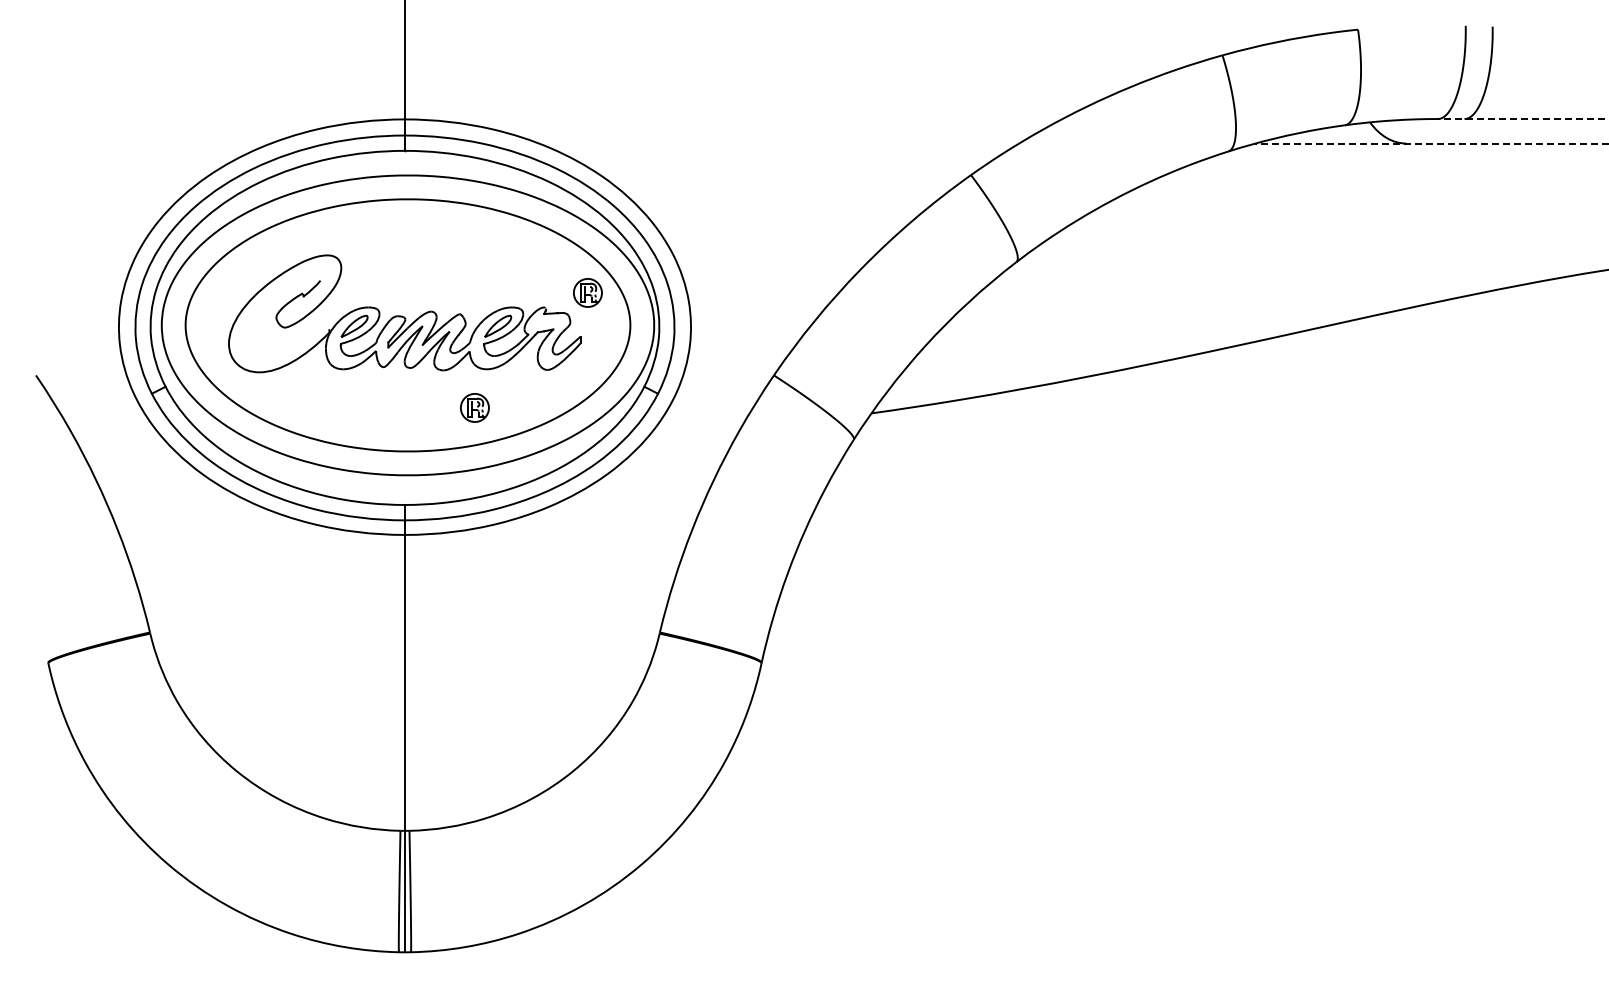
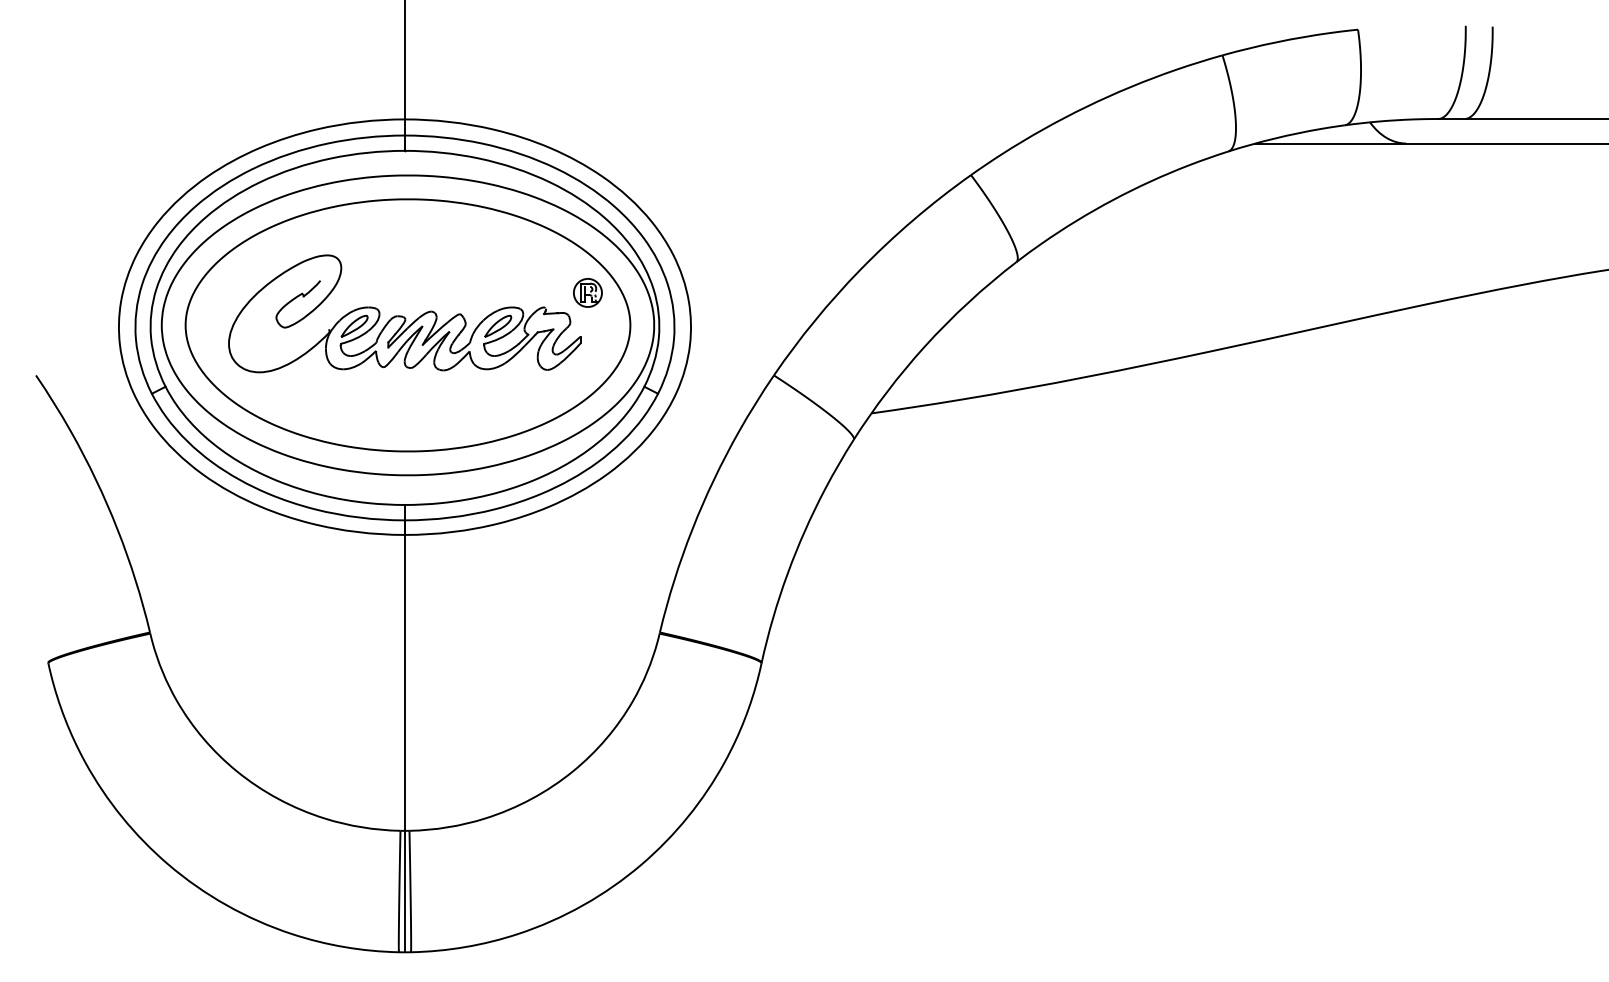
line: dashed -> solid (1522, 119)
line: dashed -> solid (1431, 143)
part: present -> none (474, 407)
